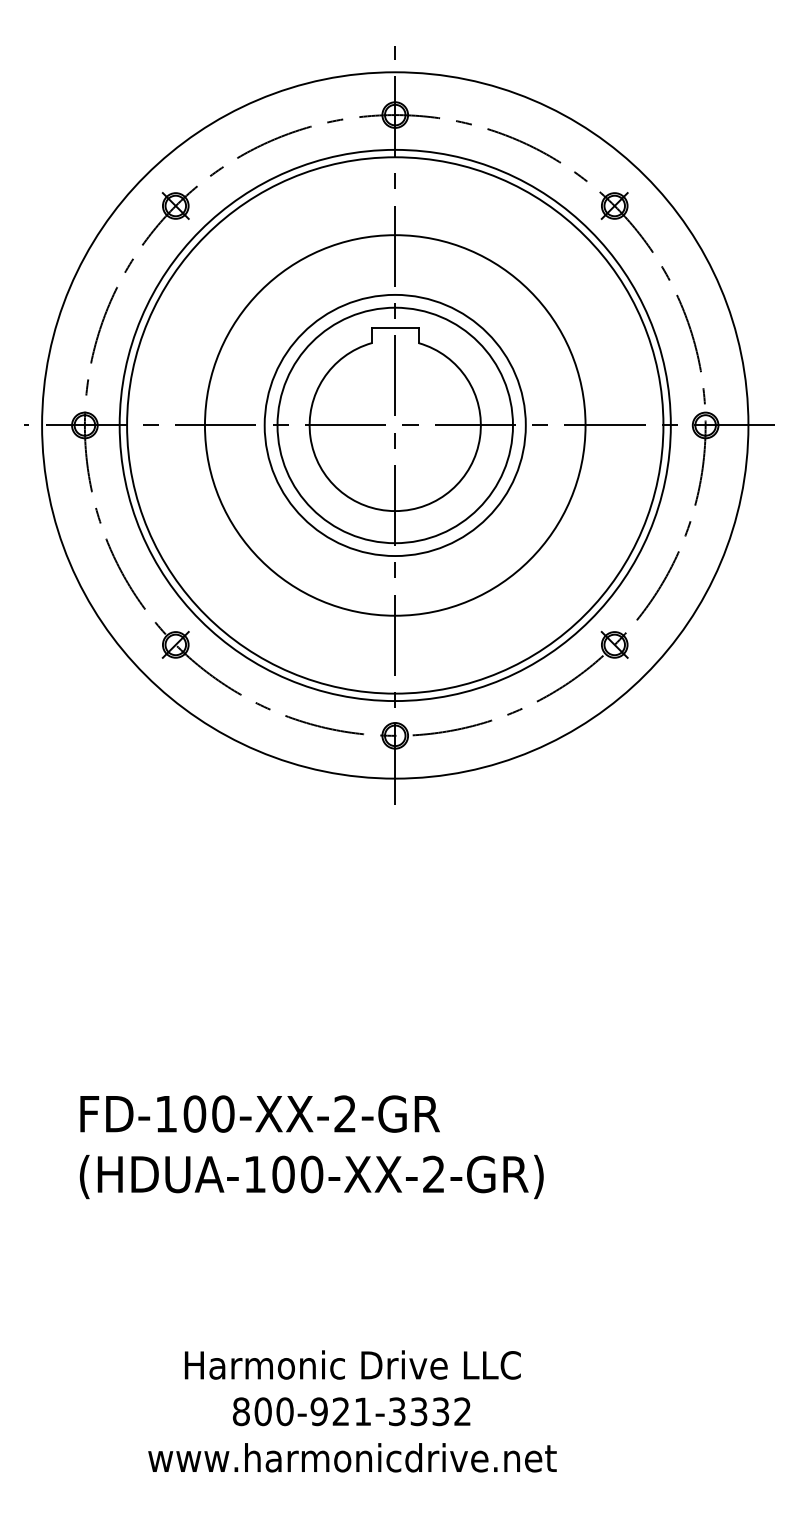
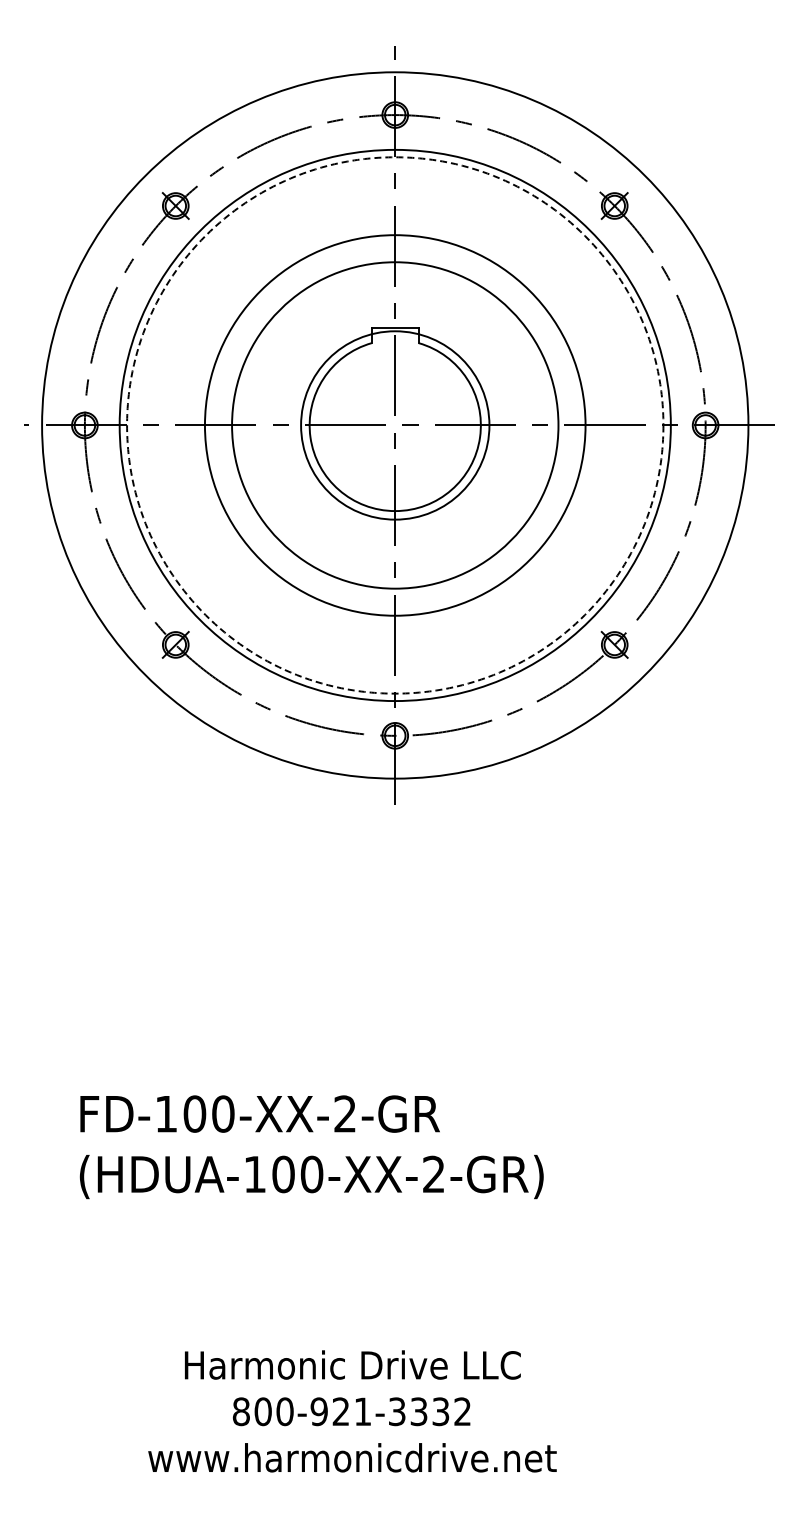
circle diameter: 235 px -> 188 px (395, 425)
circle diameter: 261 px -> 326 px (395, 425)
circle: solid -> dashed (395, 425)
